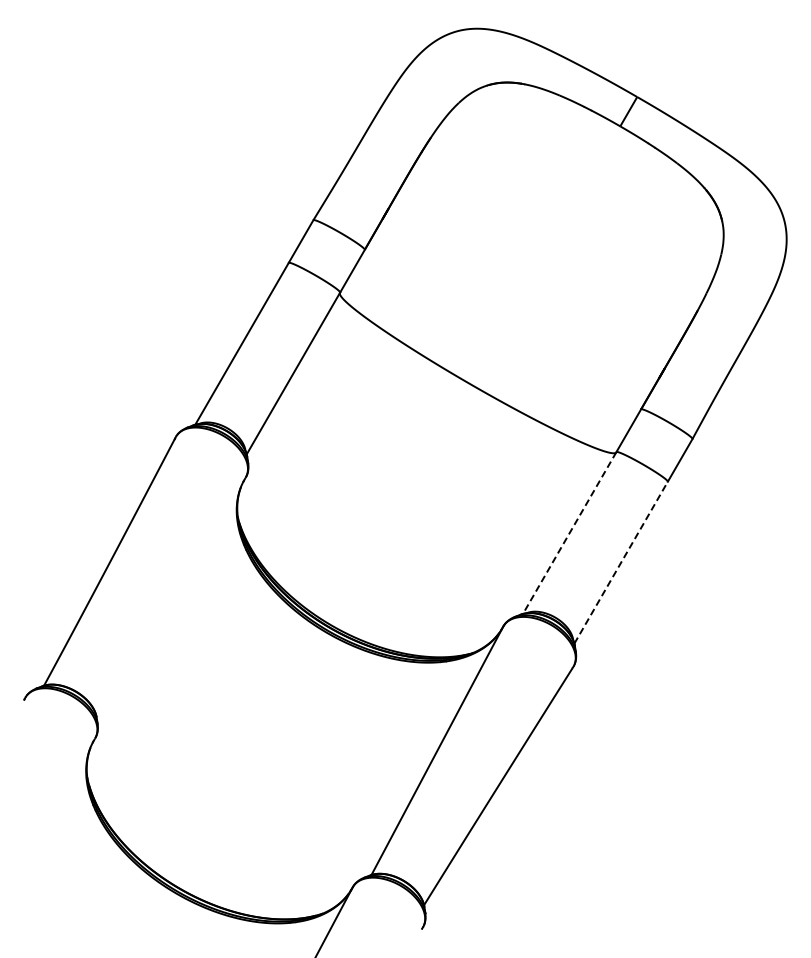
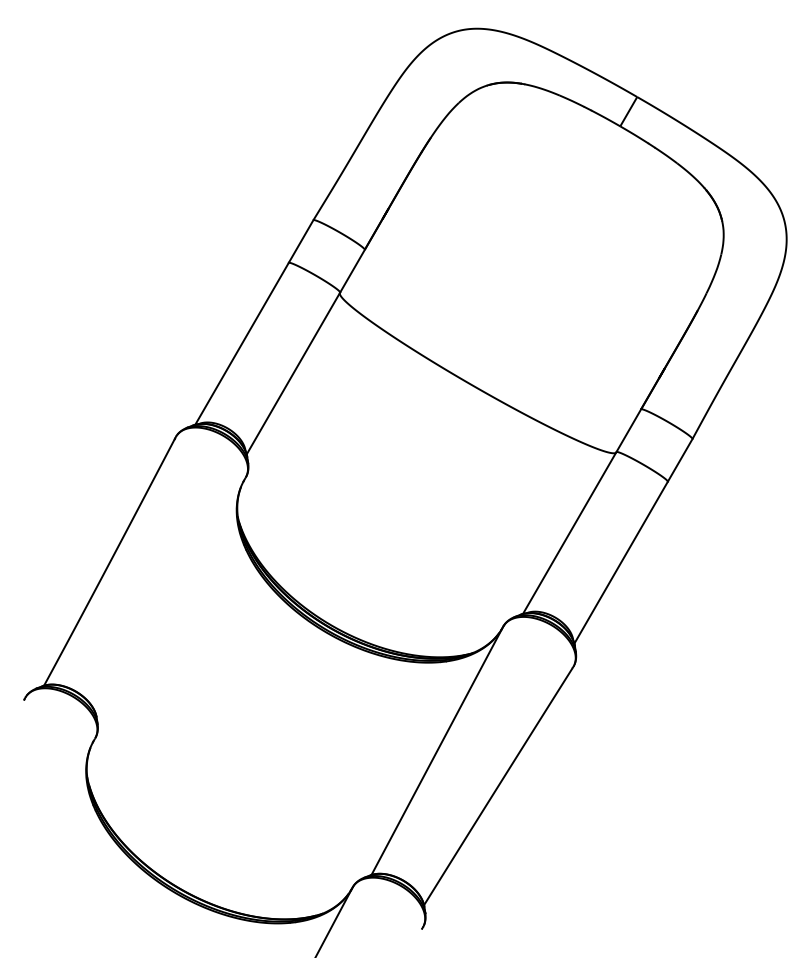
line: dashed -> solid (569, 533)
line: dashed -> solid (621, 562)
